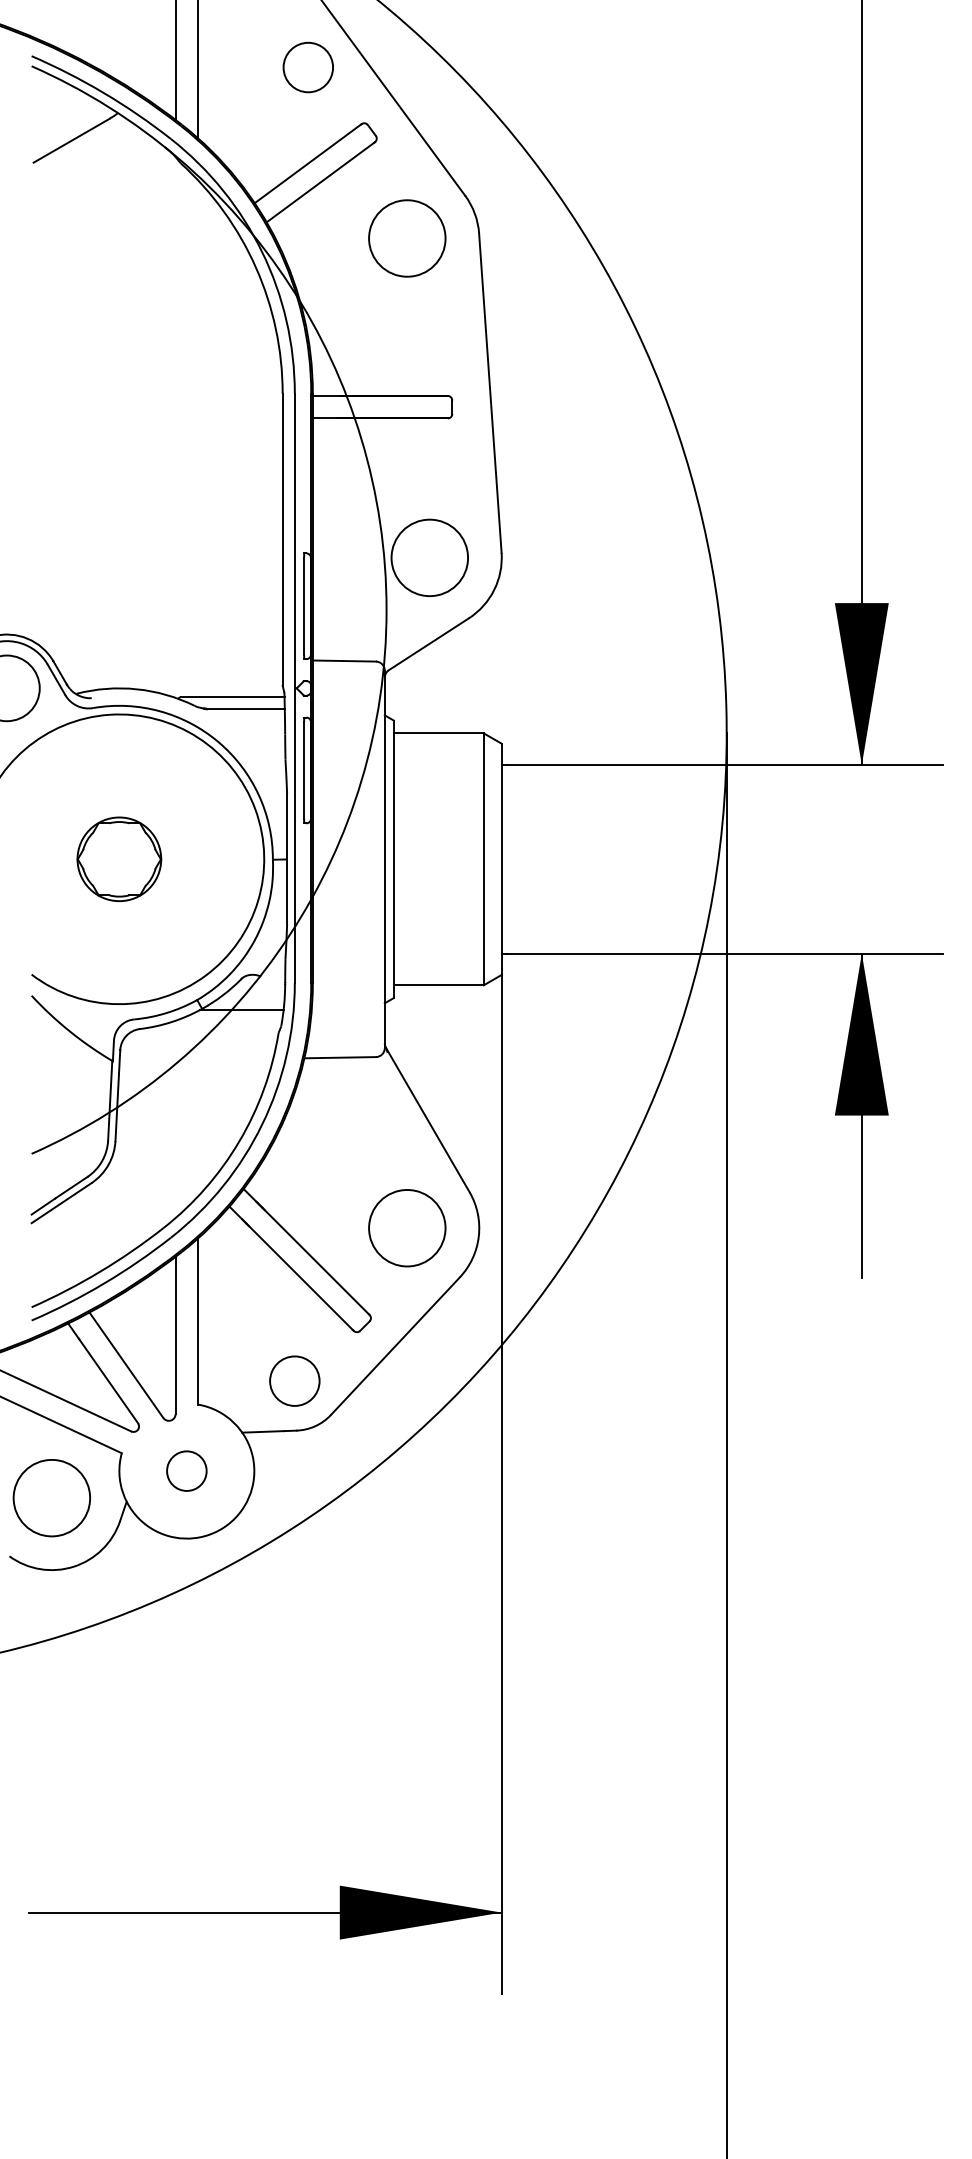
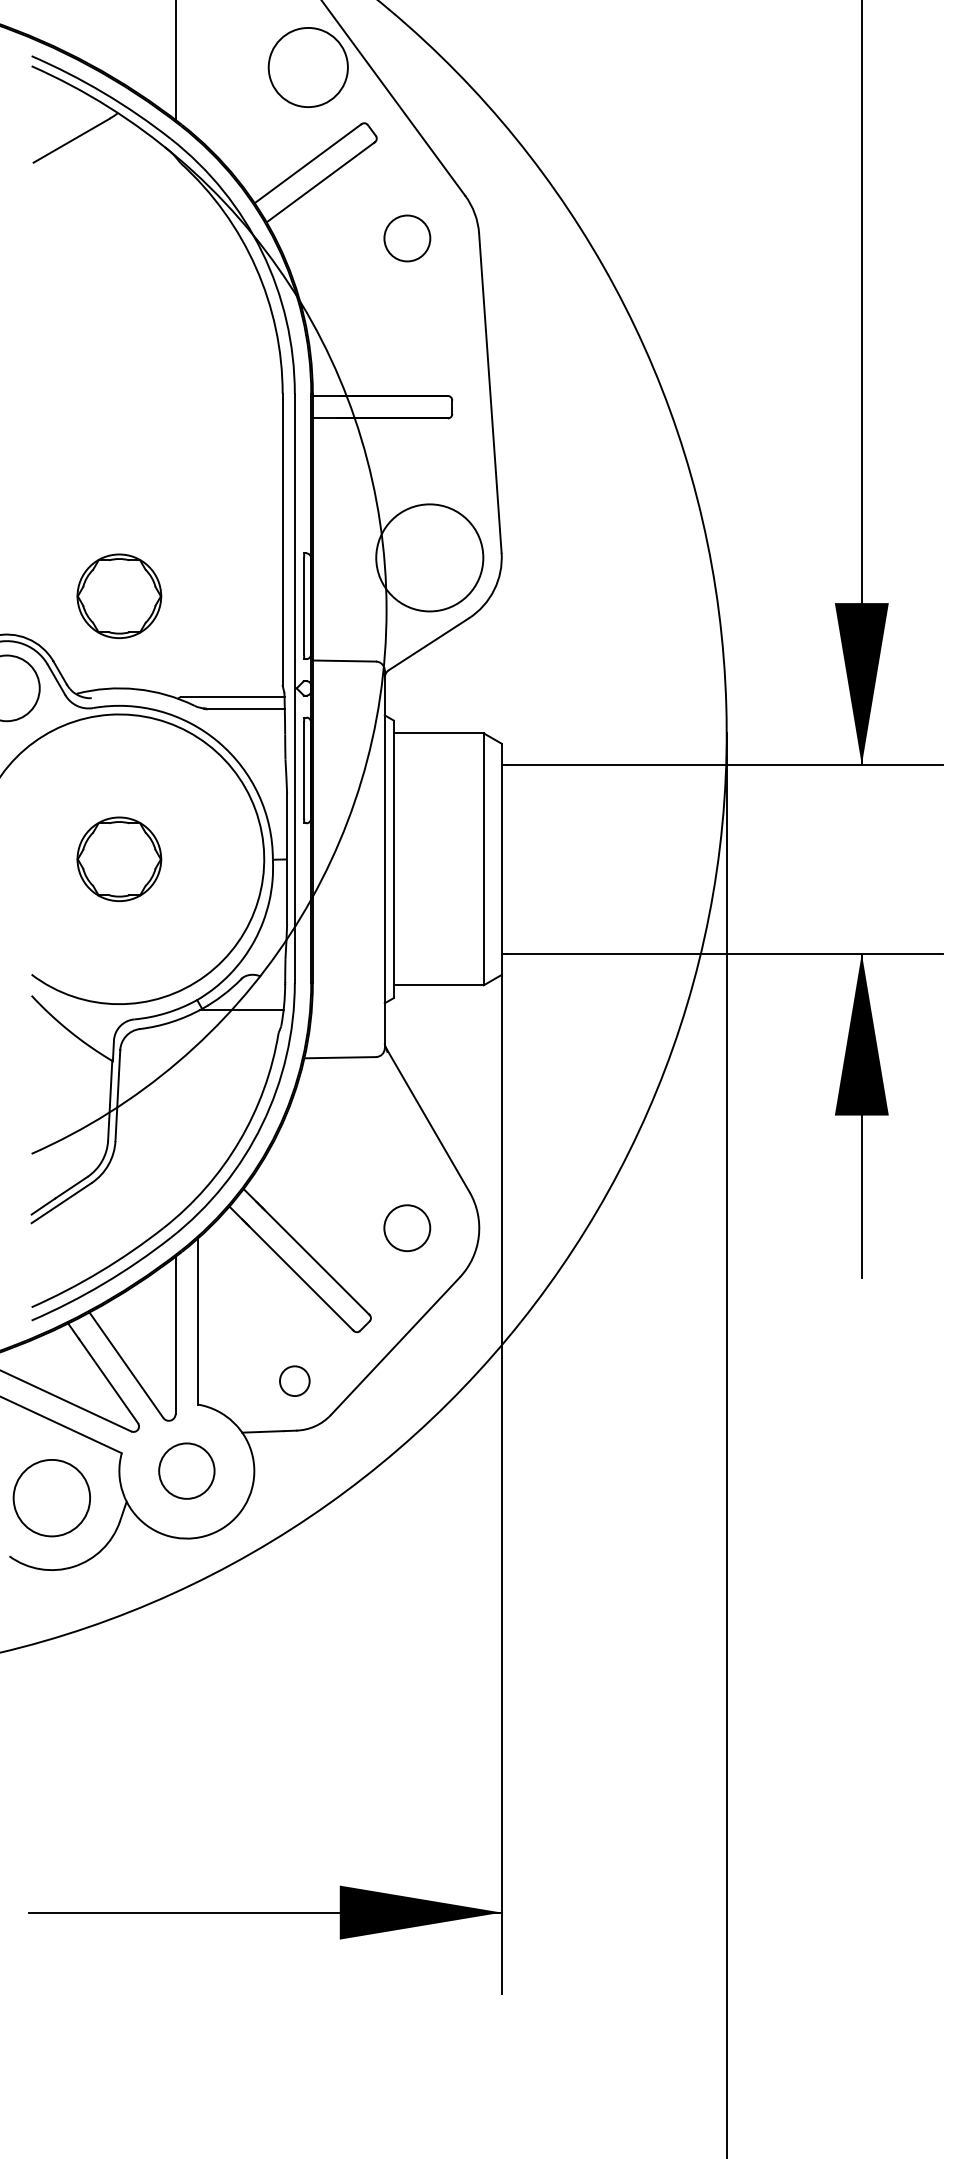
circle diameter: 49 px -> 79 px (307, 67)
line: present -> none (198, 70)
circle size: 79x79 px -> 49x49 px (407, 238)
circle diameter: 76 px -> 107 px (429, 557)
part: none -> present (119, 596)
circle diameter: 76 px -> 46 px (407, 1228)
circle diameter: 49 px -> 30 px (294, 1381)
circle diameter: 40 px -> 55 px (186, 1470)
